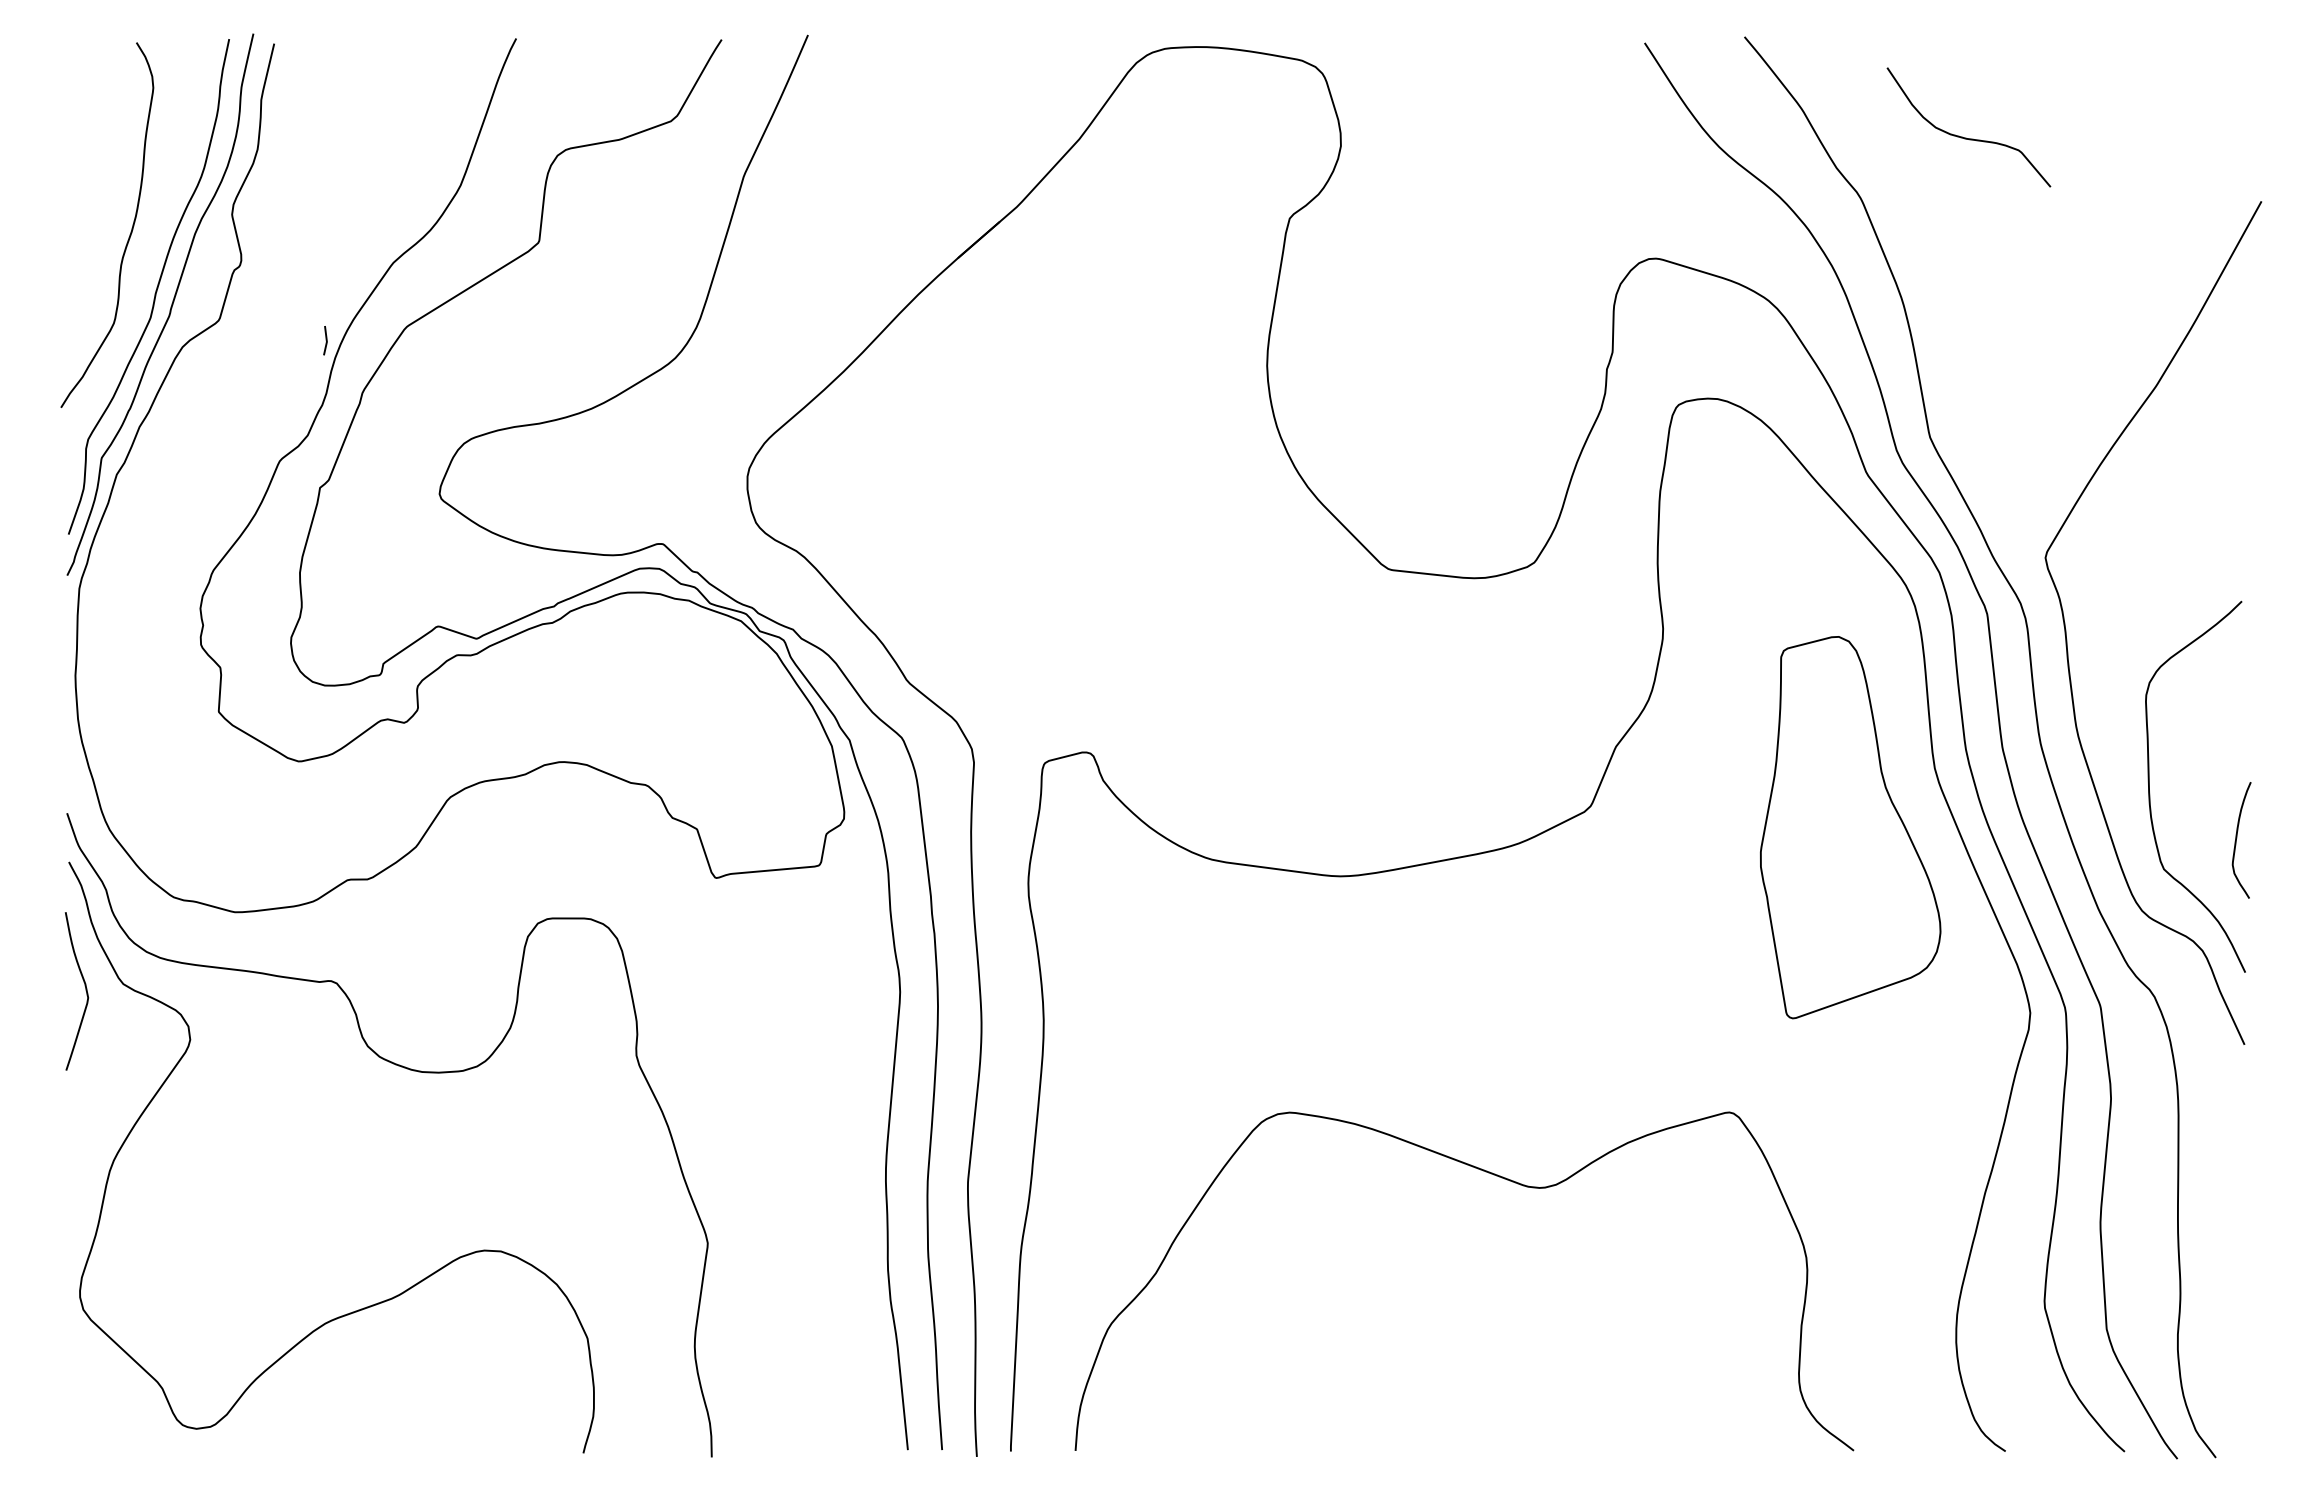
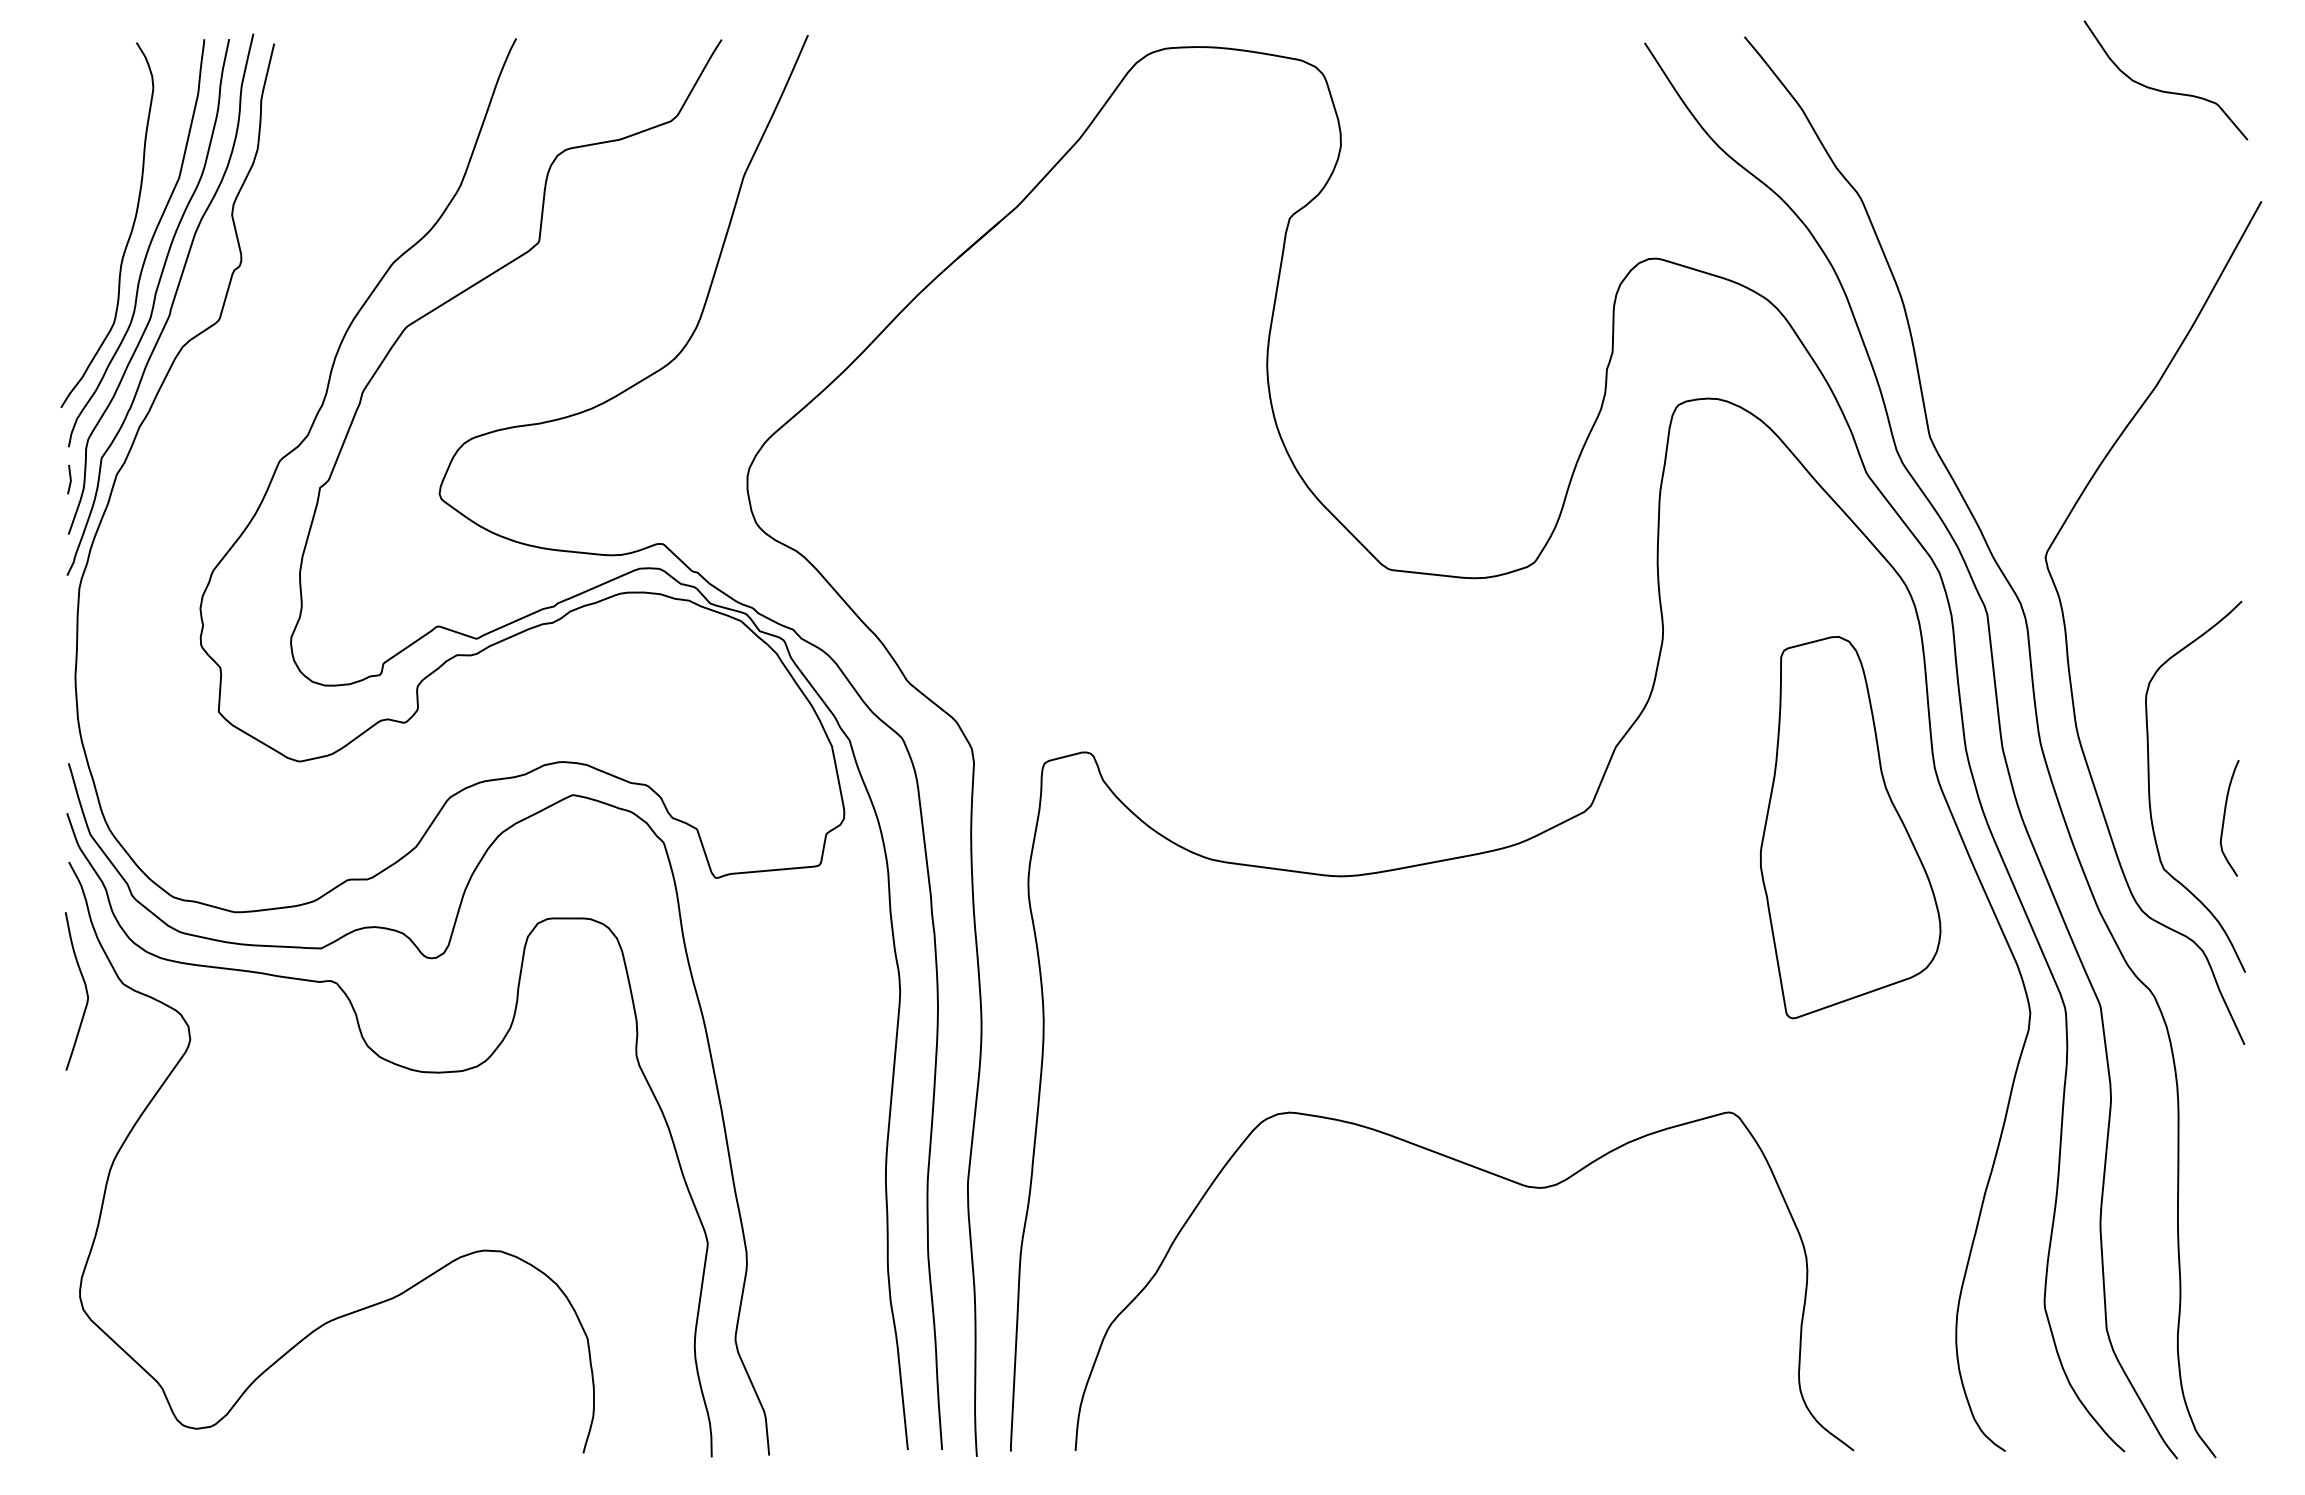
curve position: (1966, 137) -> (2163, 90) (2163, 90)
curve: none -> present (147, 248)
line position: (325, 340) -> (69, 479) (69, 479)
curve position: (2237, 838) -> (2225, 816) (2225, 816)
curve: none -> present (430, 959)
